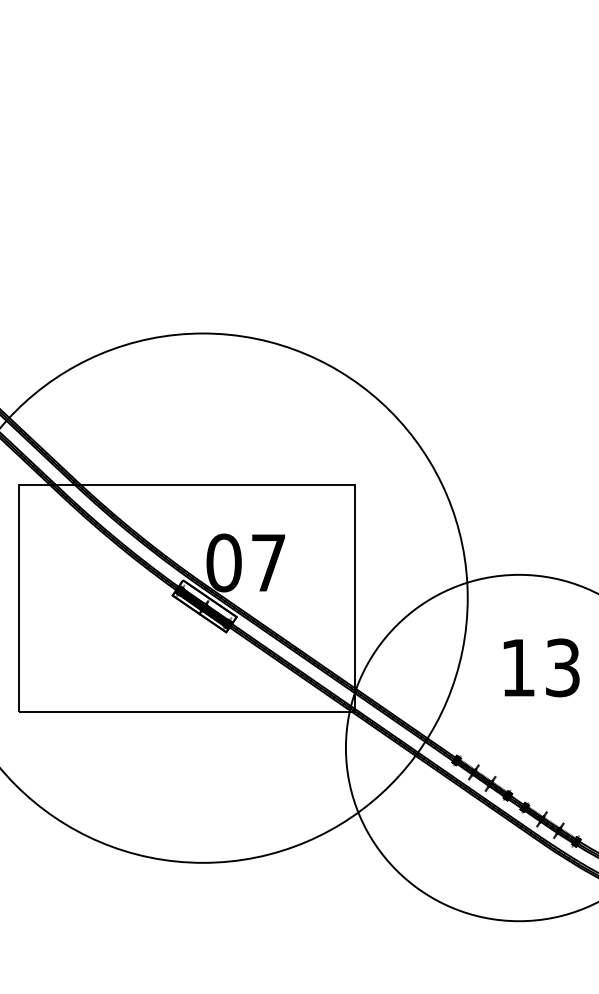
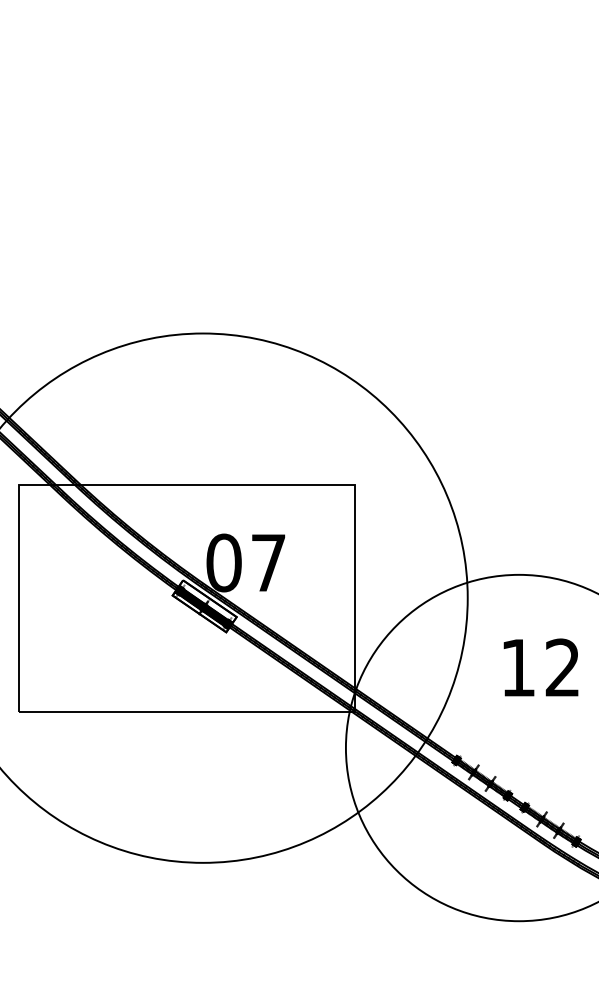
text: 13 -> 12 (562, 667)
